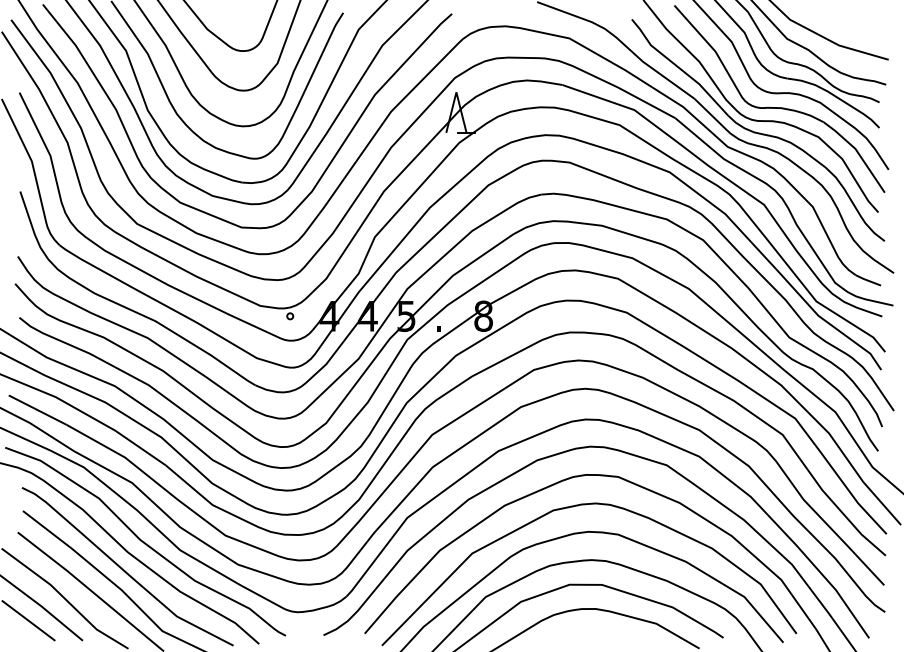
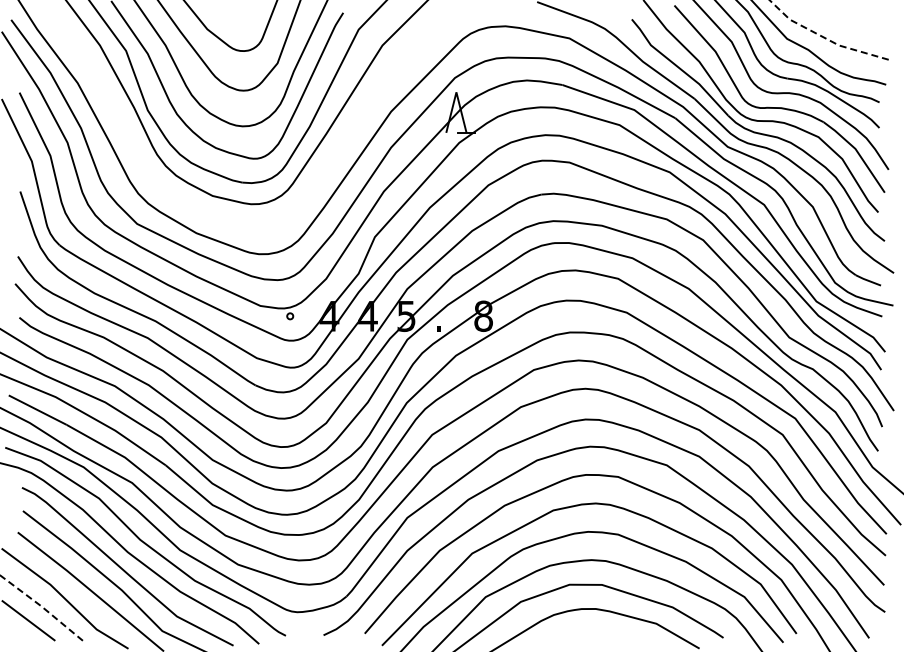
line: solid -> dashed (825, 38)
curve: present -> none (325, 168)
line: solid -> dashed (42, 606)
